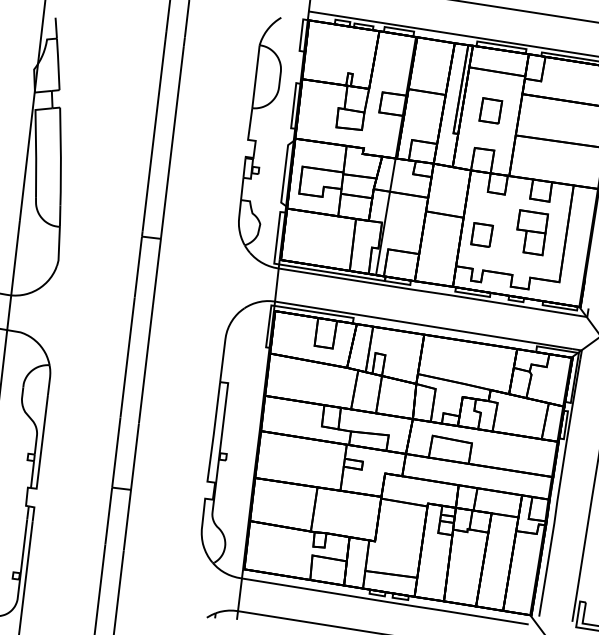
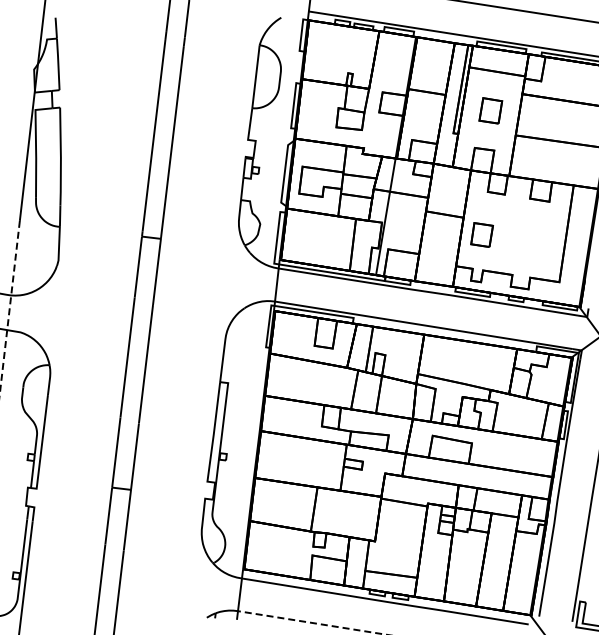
part: present -> none (532, 232)
line: solid -> dashed (9, 307)
line: solid -> dashed (313, 623)
